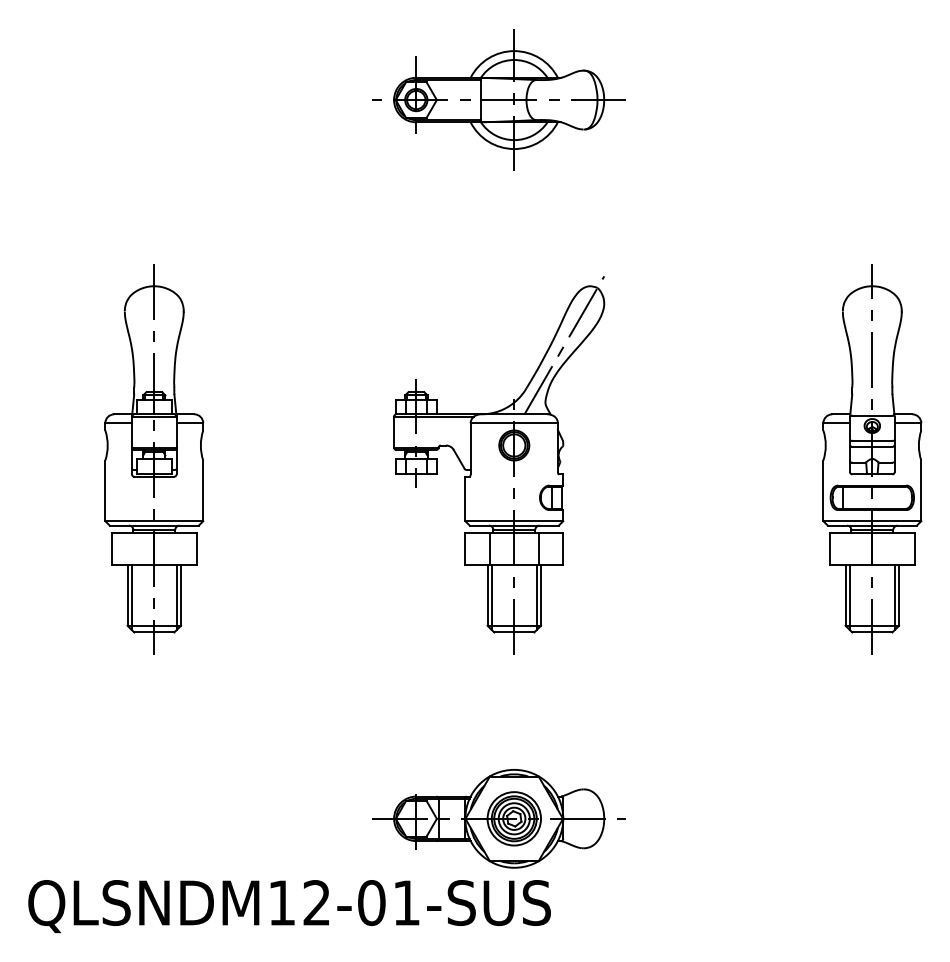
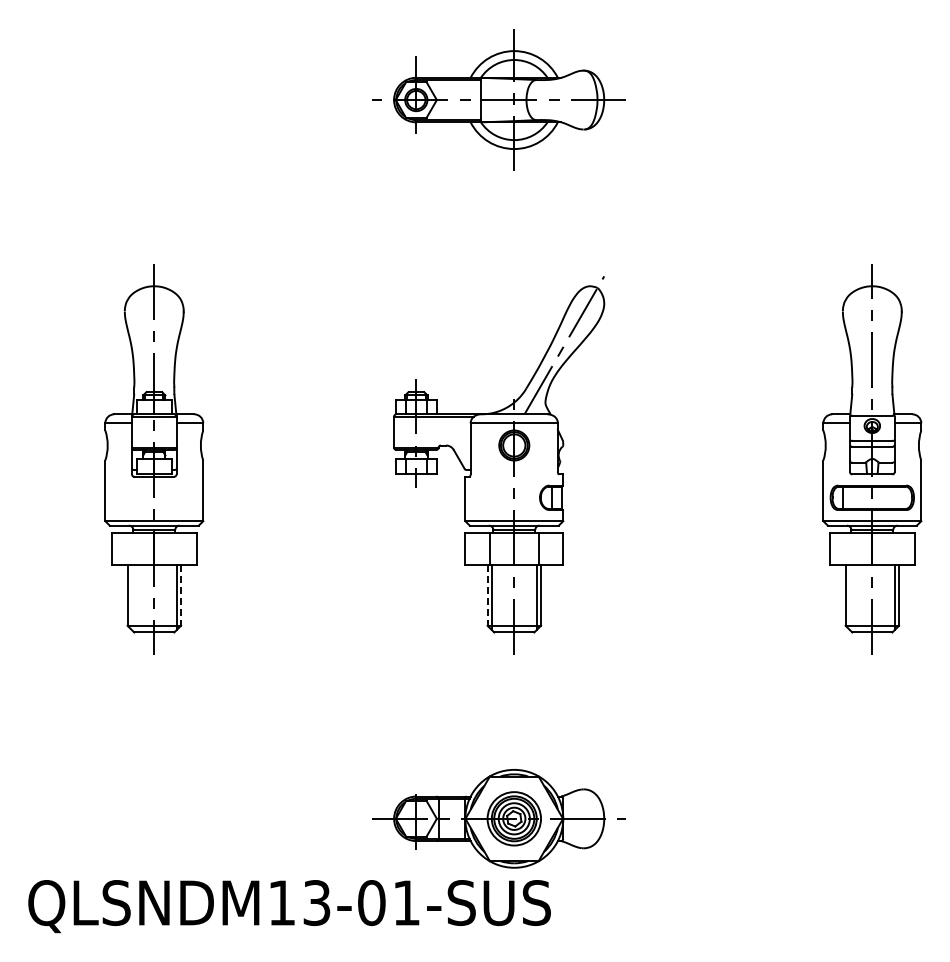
line: solid -> dashed (181, 595)
line: solid -> dashed (487, 595)
line: present -> none (131, 597)
line: present -> none (849, 597)
text: QLSNDM12-01-SUS -> QLSNDM13-01-SUS (316, 903)
